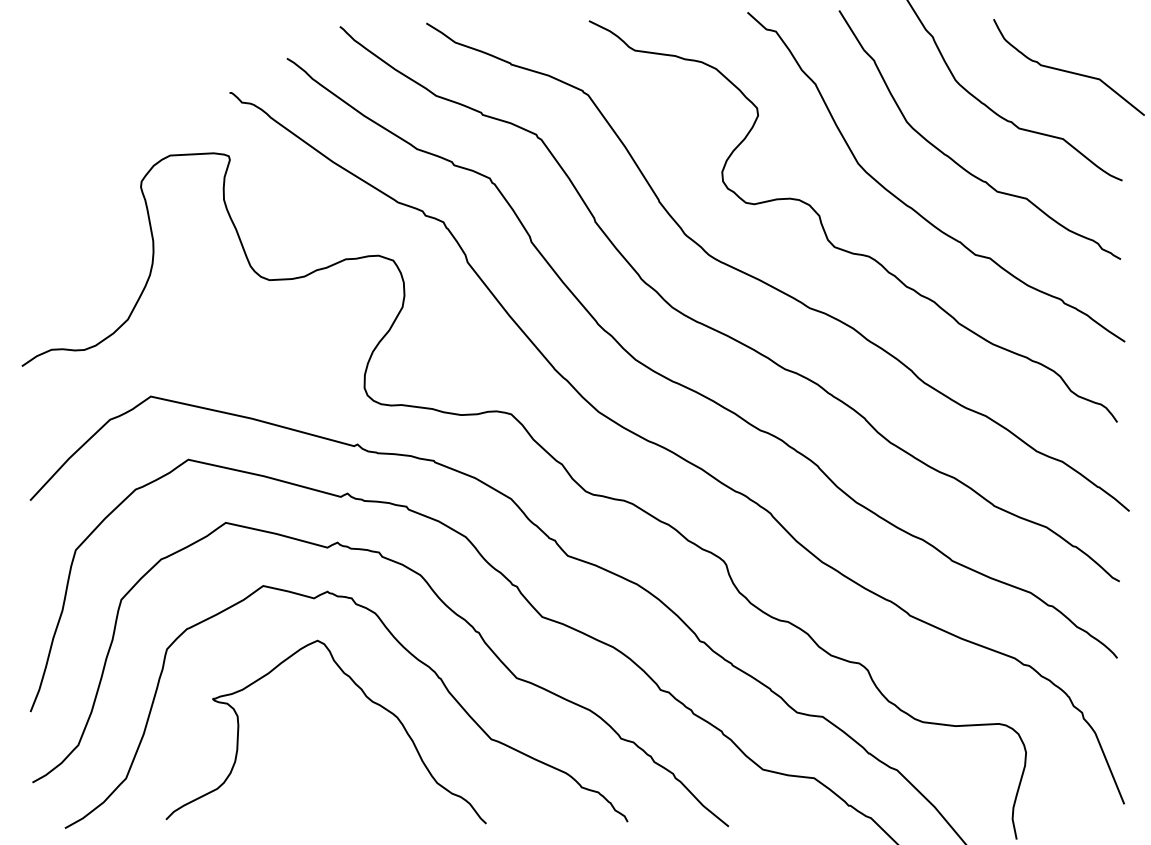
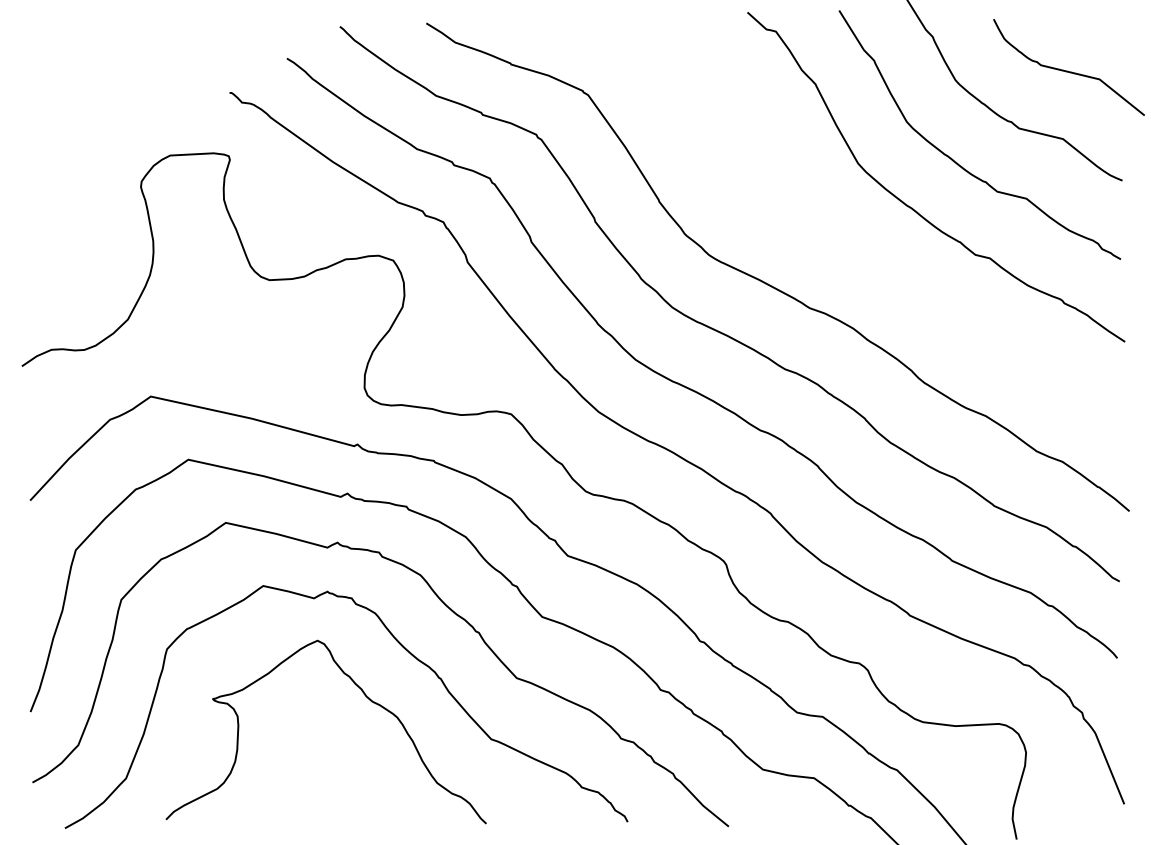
curve: present -> none (825, 230)
